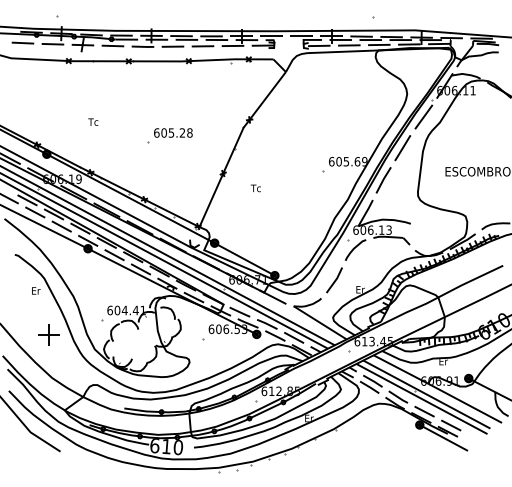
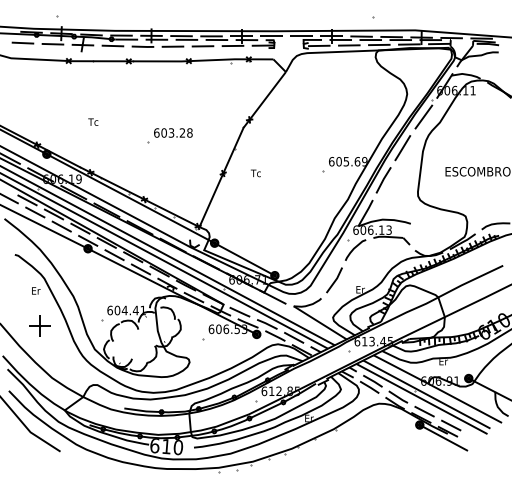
text: 605.28 -> 603.28 (171, 132)
text position: (255, 188) -> (255, 173) (255, 173)
part position: (48, 334) -> (39, 325) (39, 325)
